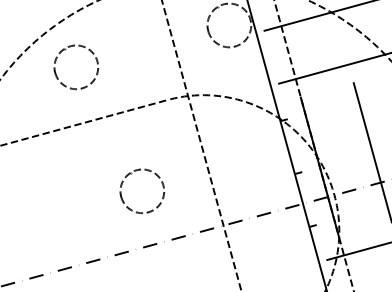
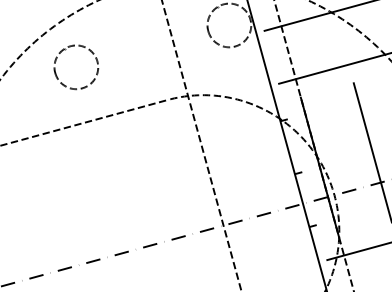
part: present -> none (131, 174)
